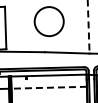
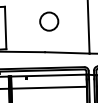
circle diameter: 29 px -> 18 px (49, 21)
line: dashed -> solid (88, 26)
line: dashed -> solid (49, 87)
